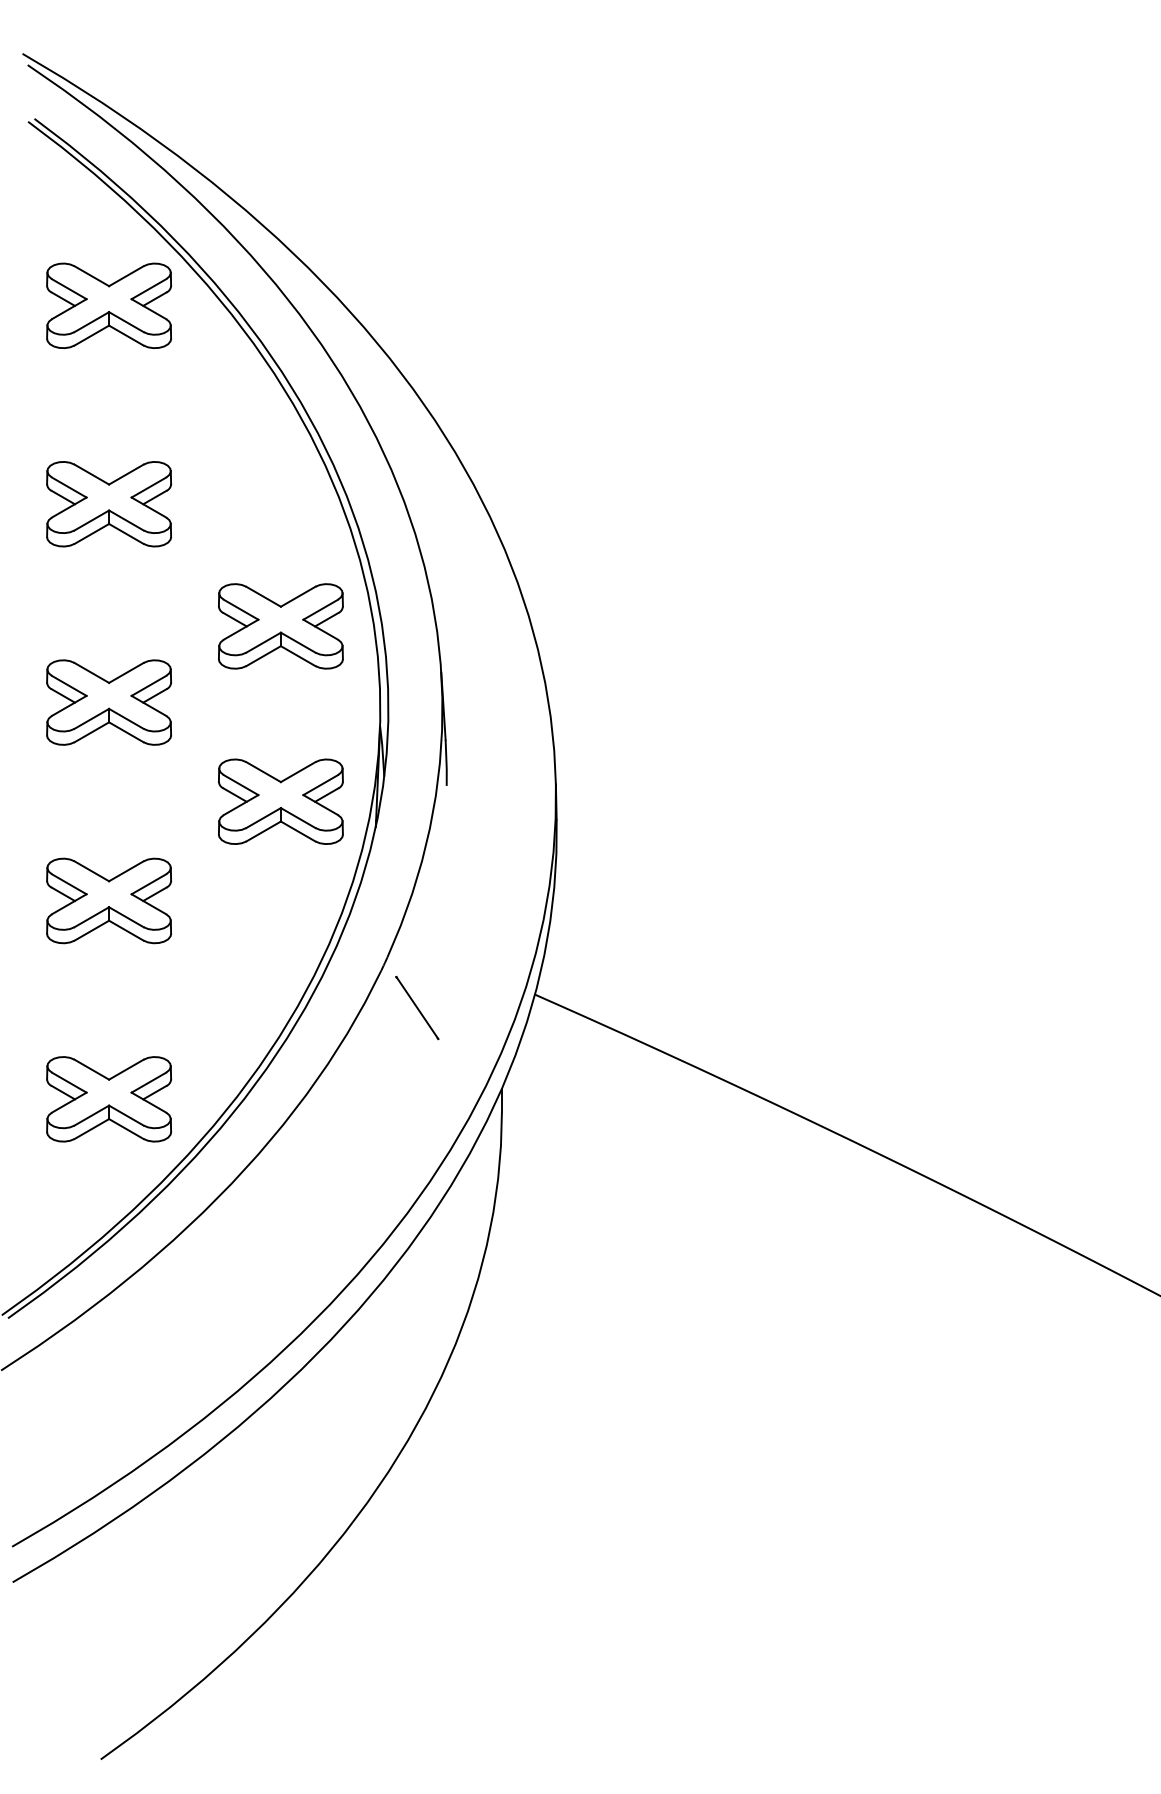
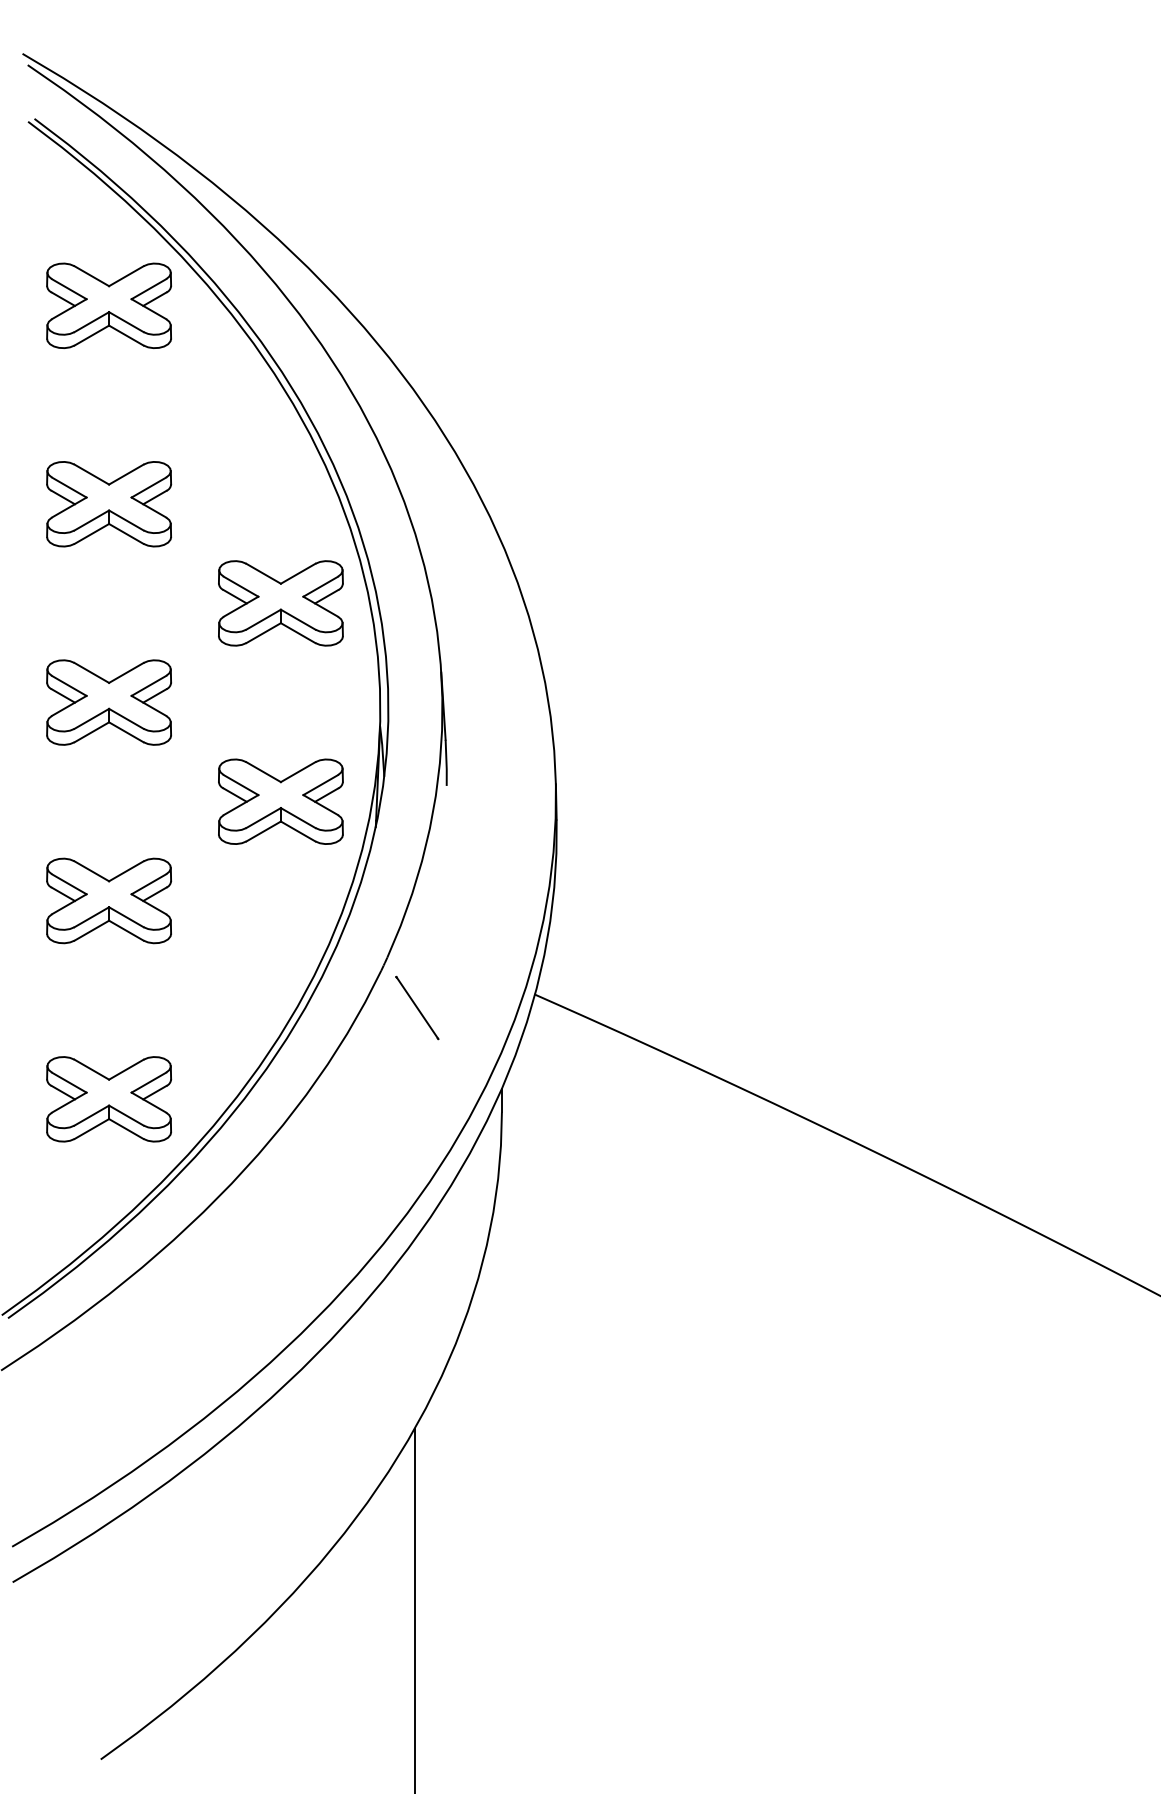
part position: (280, 626) -> (280, 603) (280, 603)
line: none -> present (414, 1609)
